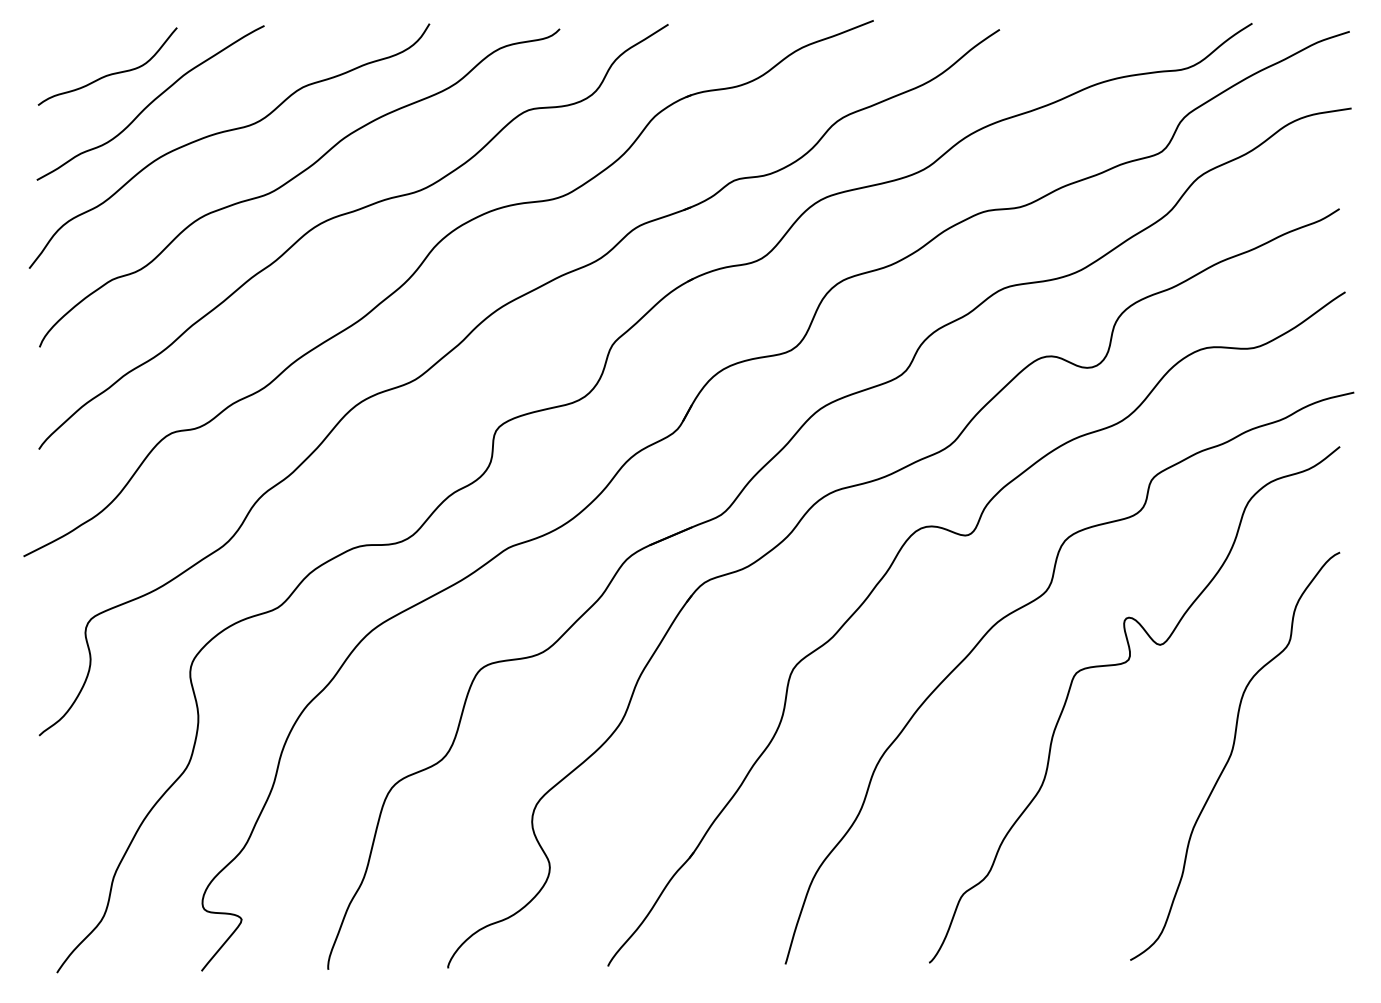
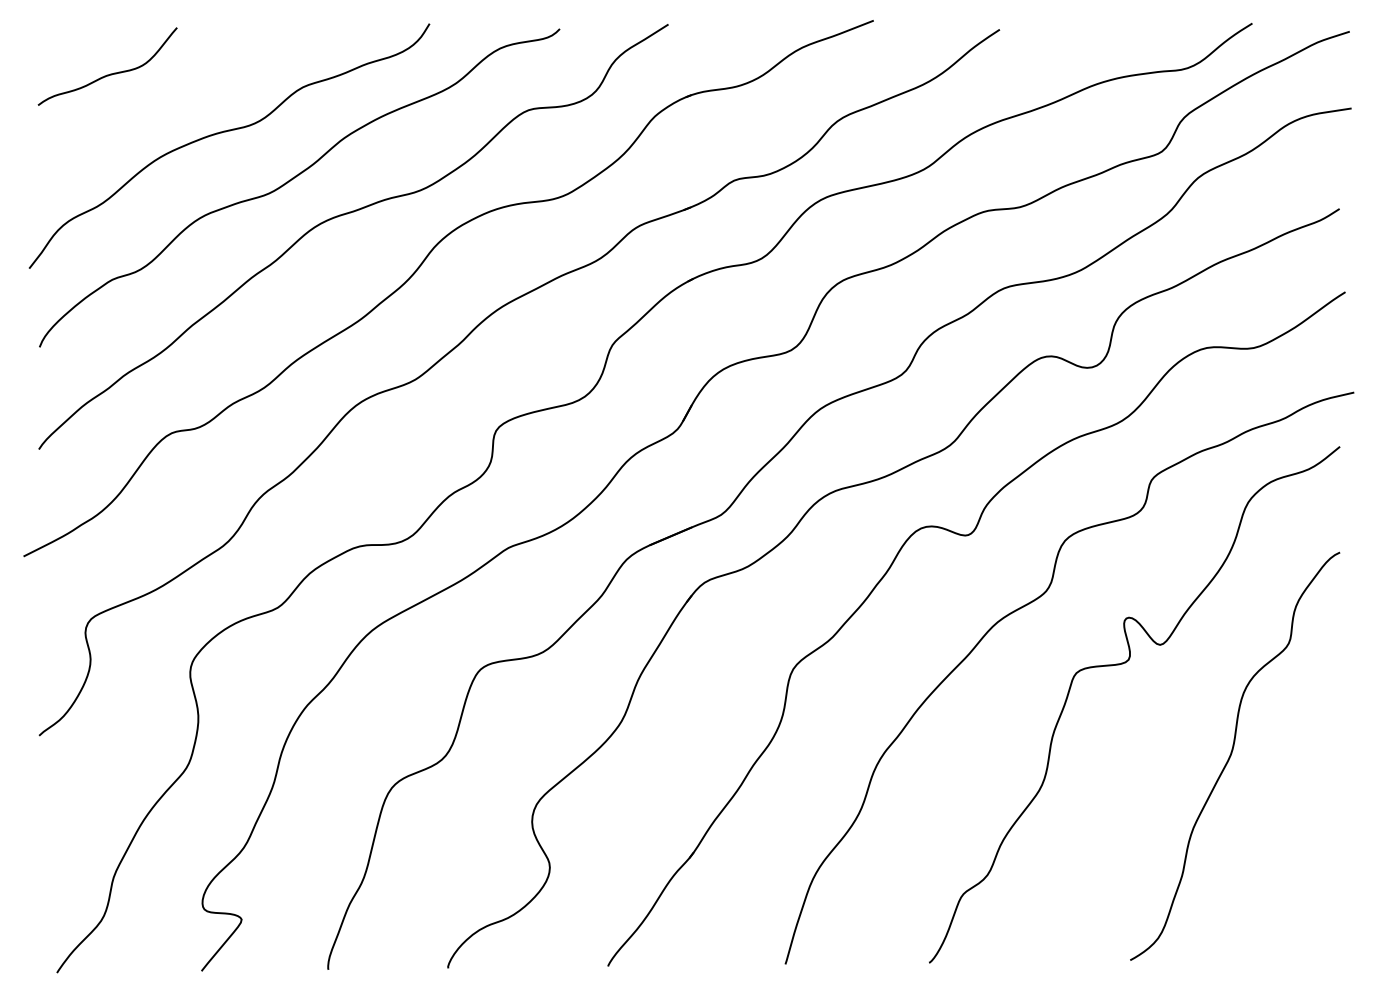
curve: present -> none (150, 102)
